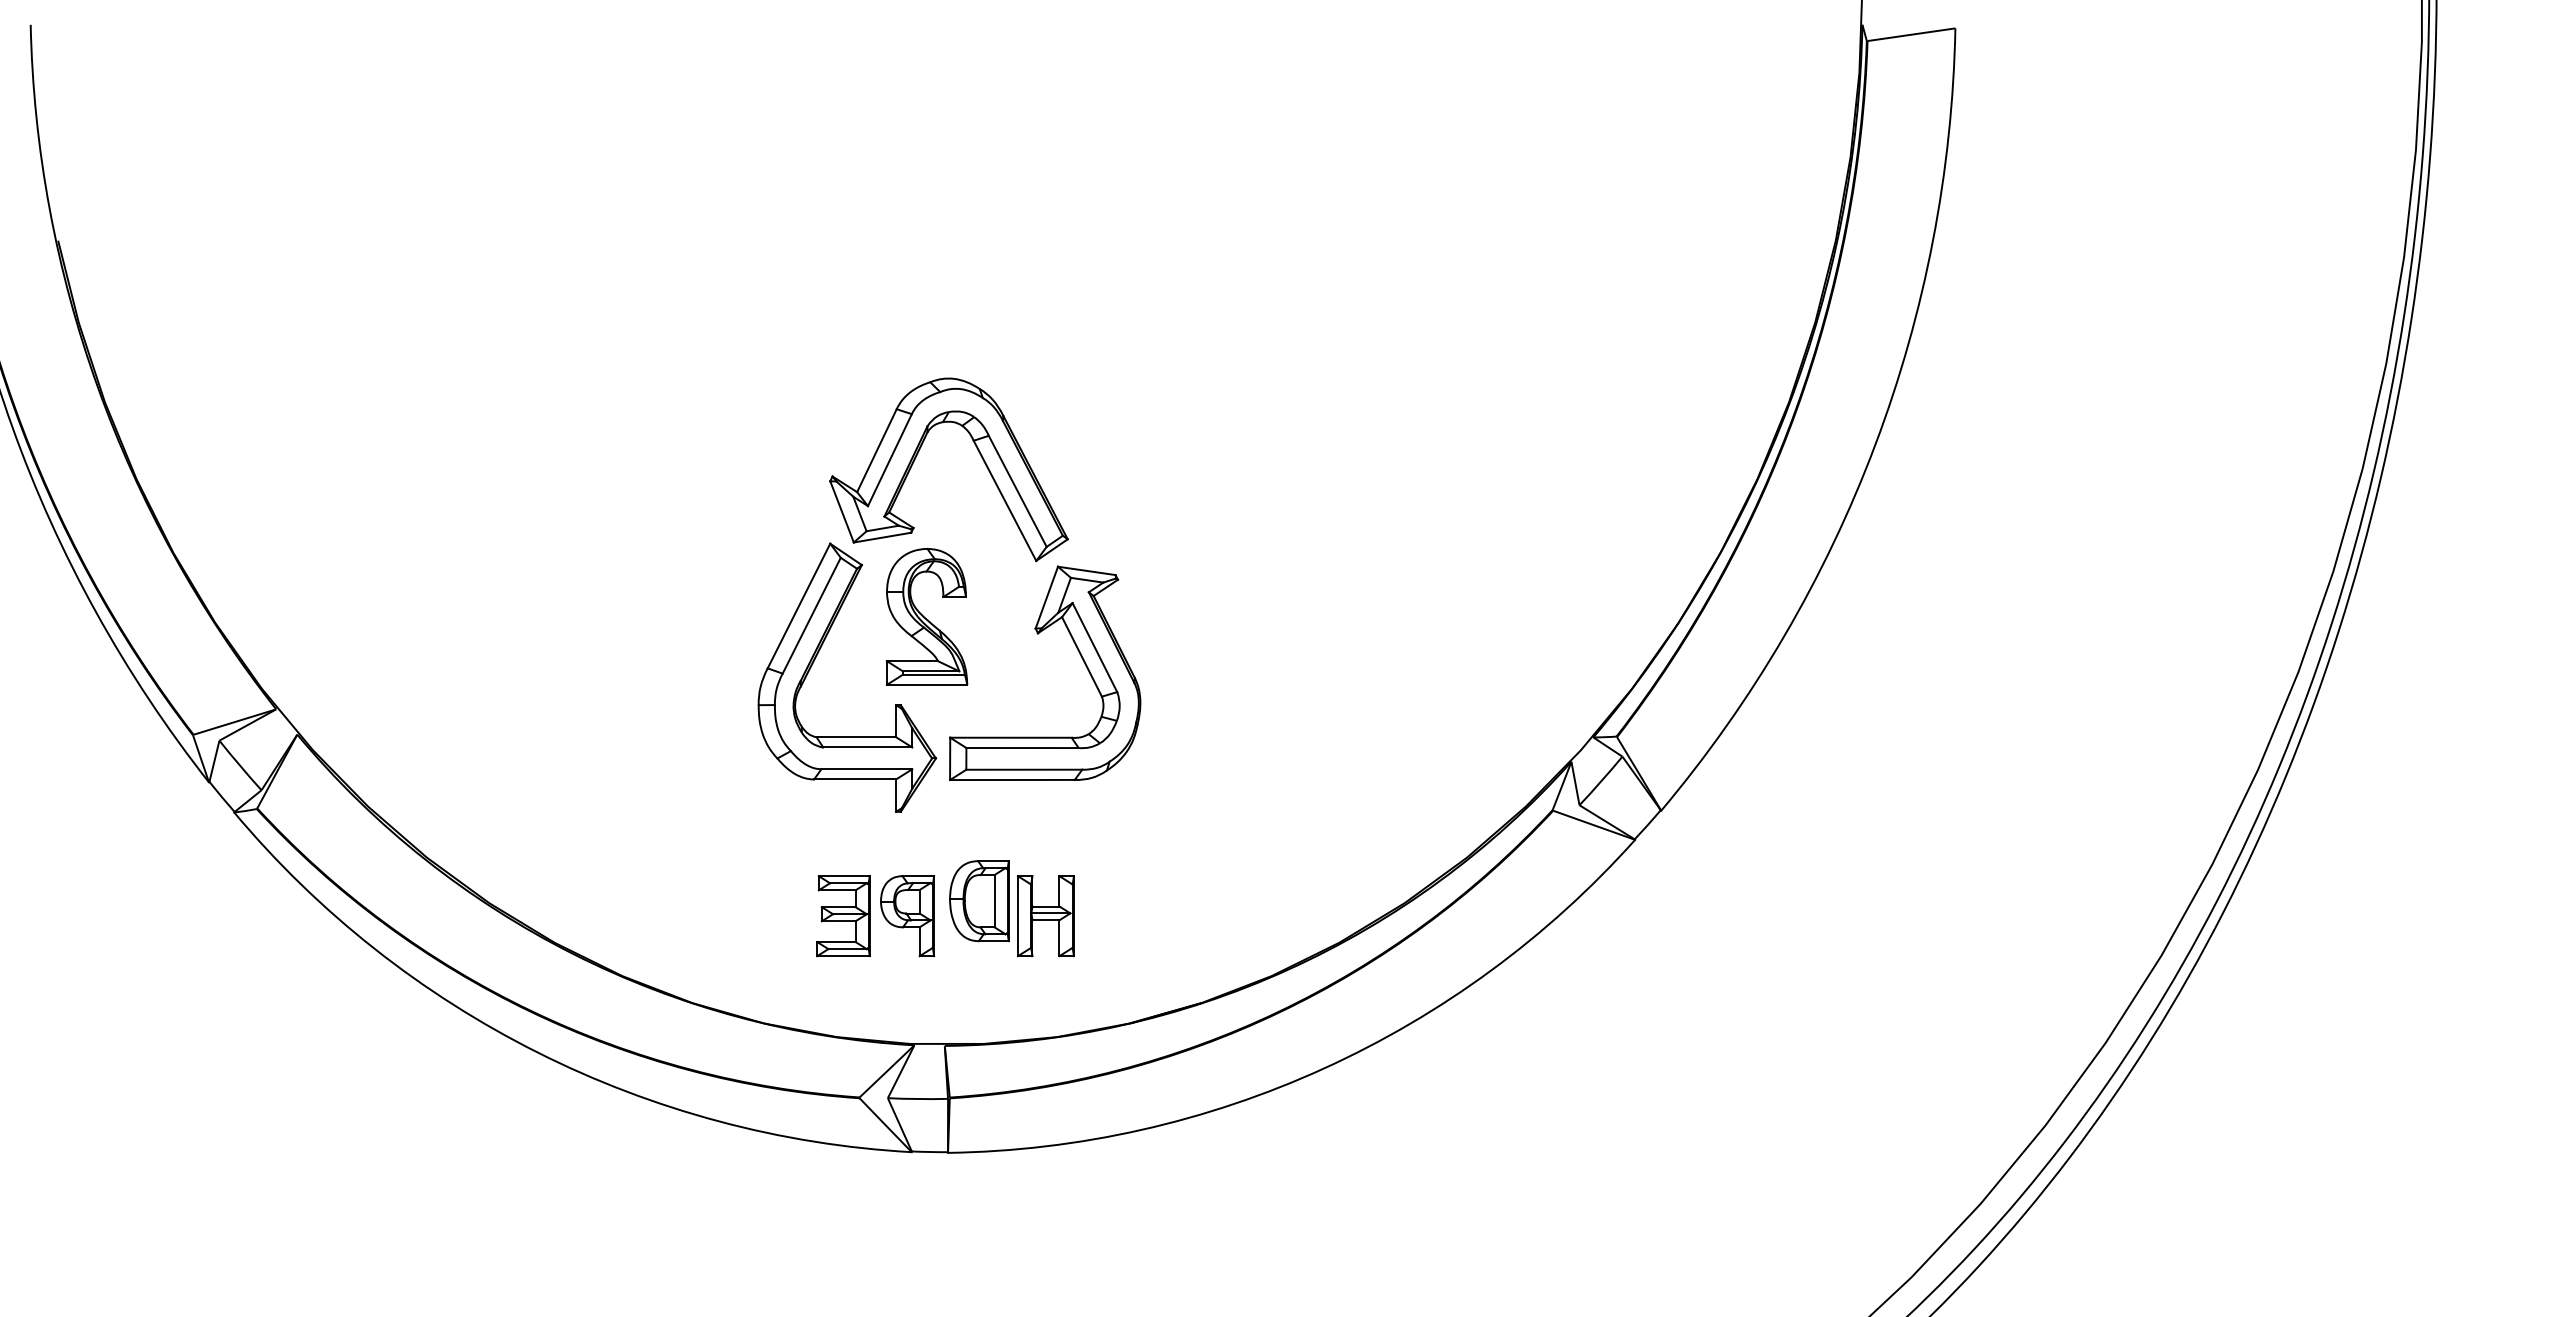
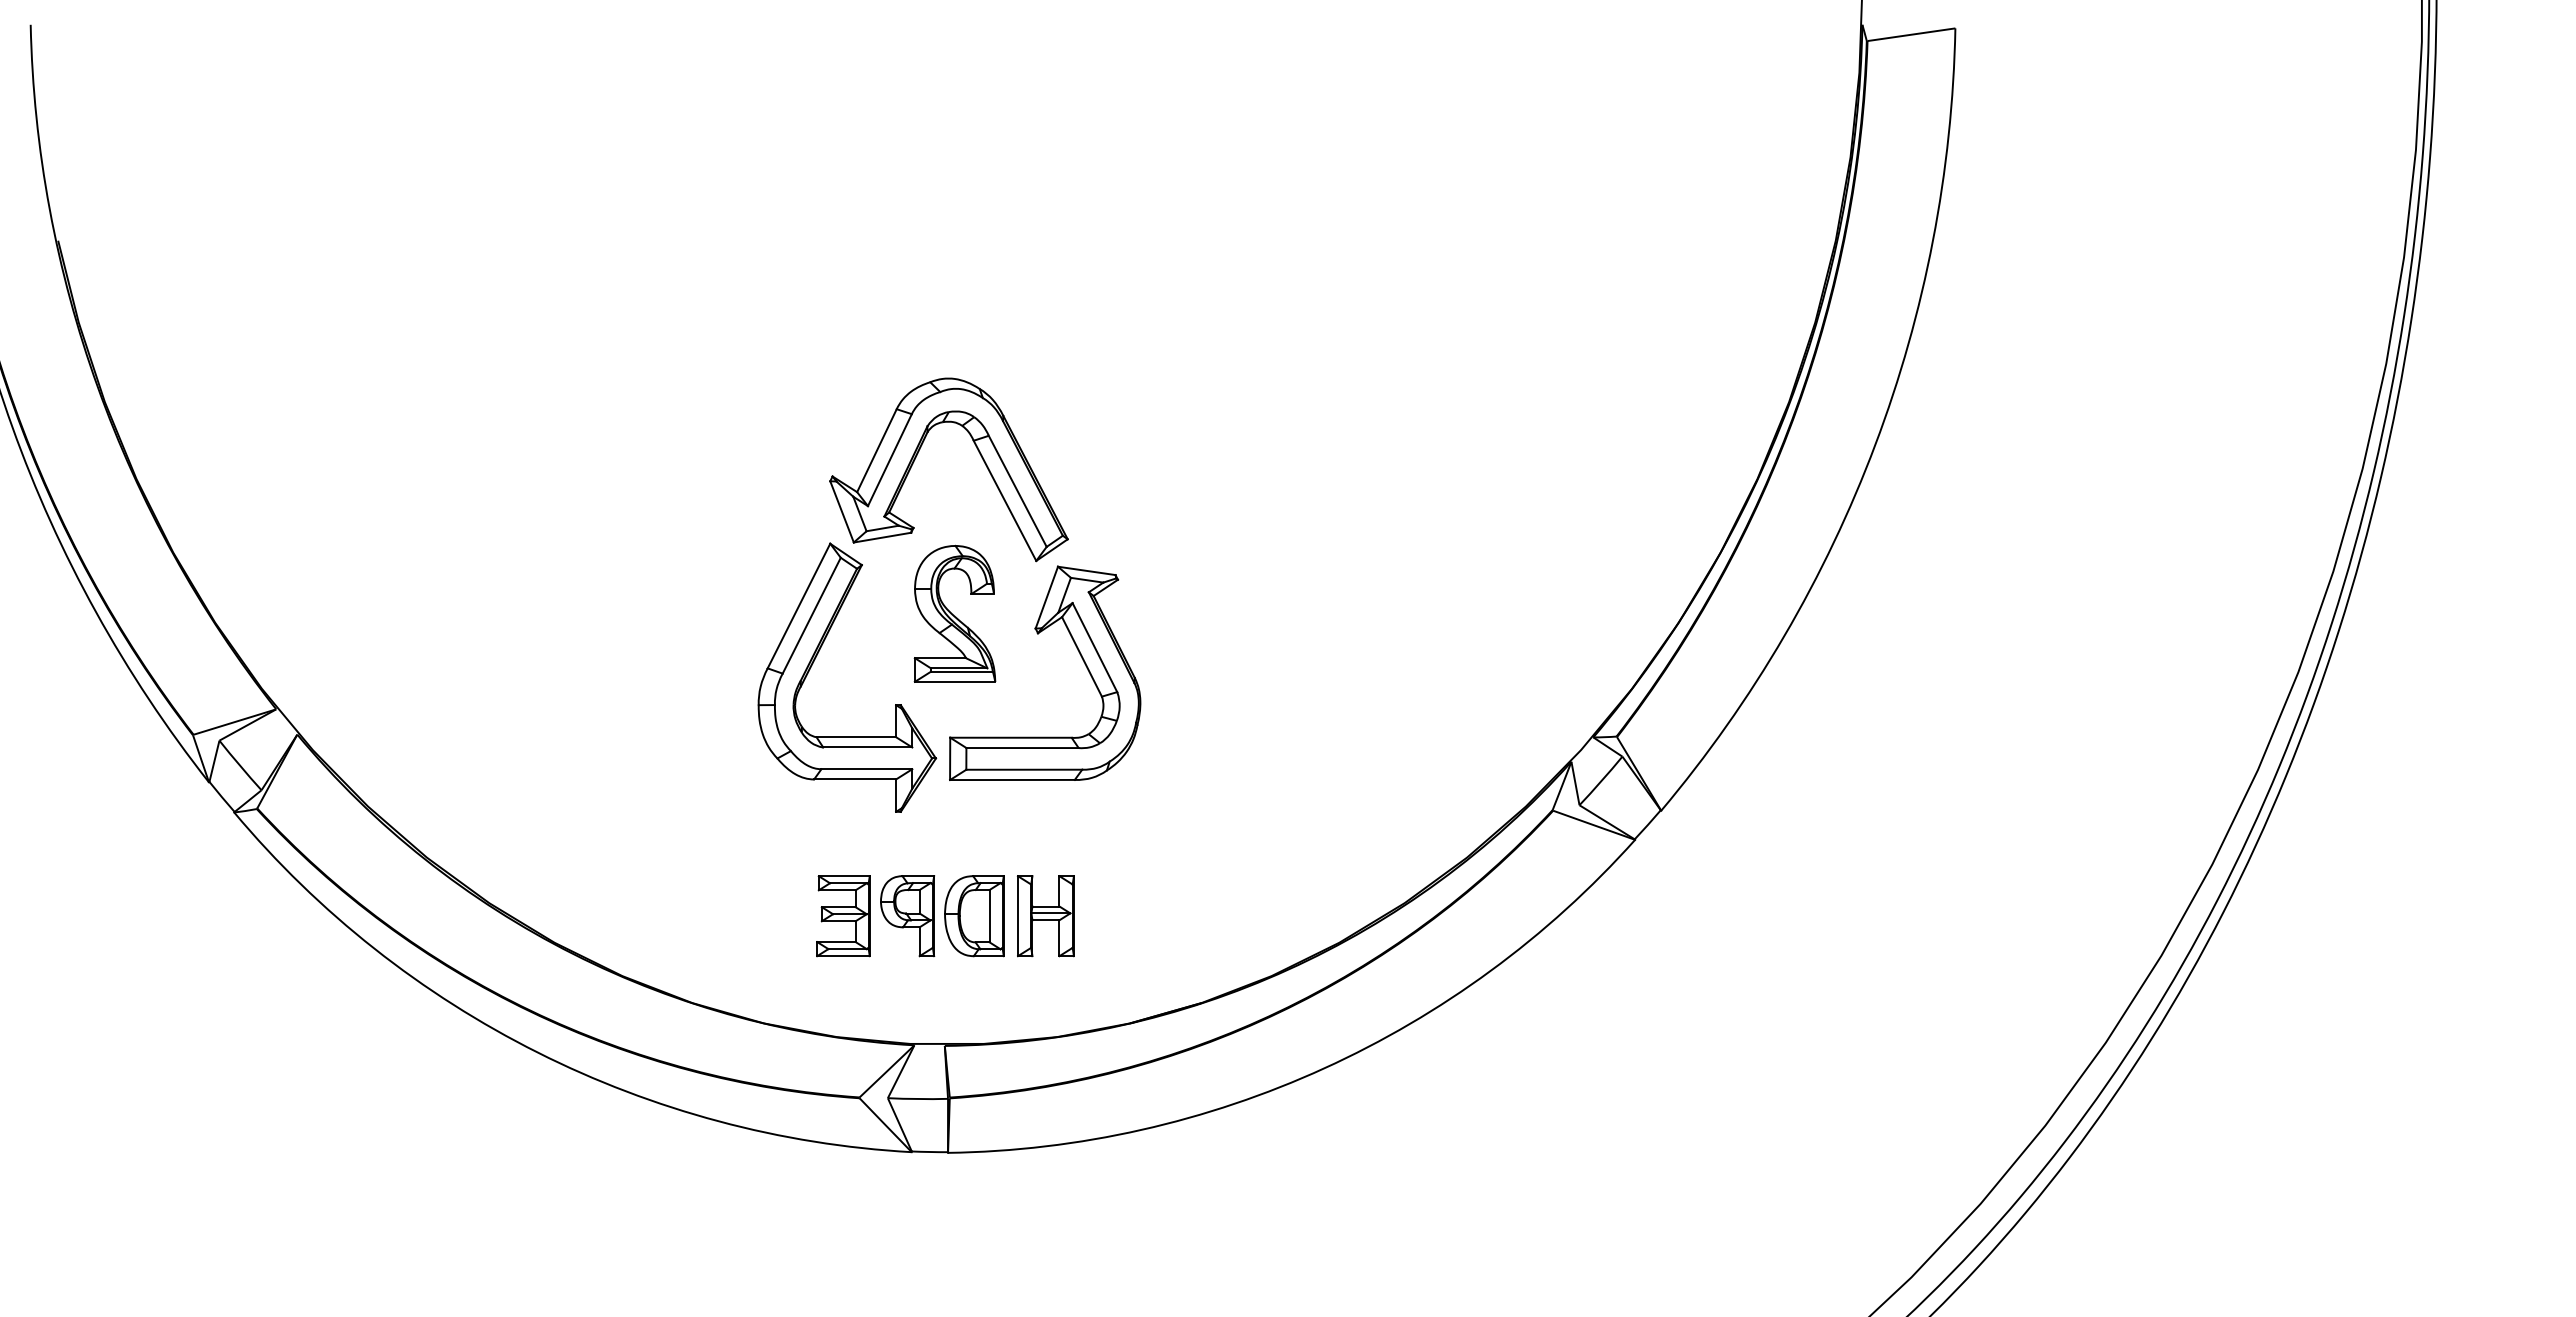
part position: (926, 616) -> (954, 613) (954, 613)
part position: (979, 901) -> (974, 916) (974, 916)
